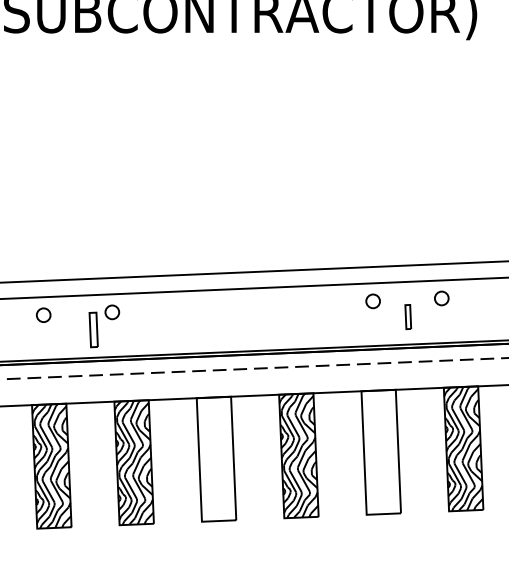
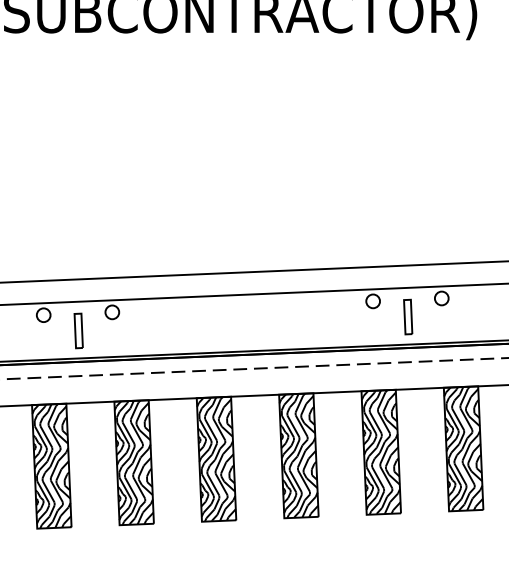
line position: (253, 287) -> (253, 293) (253, 293)
part size: 9x27 px -> 11x38 px (408, 316)
part position: (93, 329) -> (78, 330) (78, 330)
hatch: none -> present (381, 452)
hatch: none -> present (216, 459)
